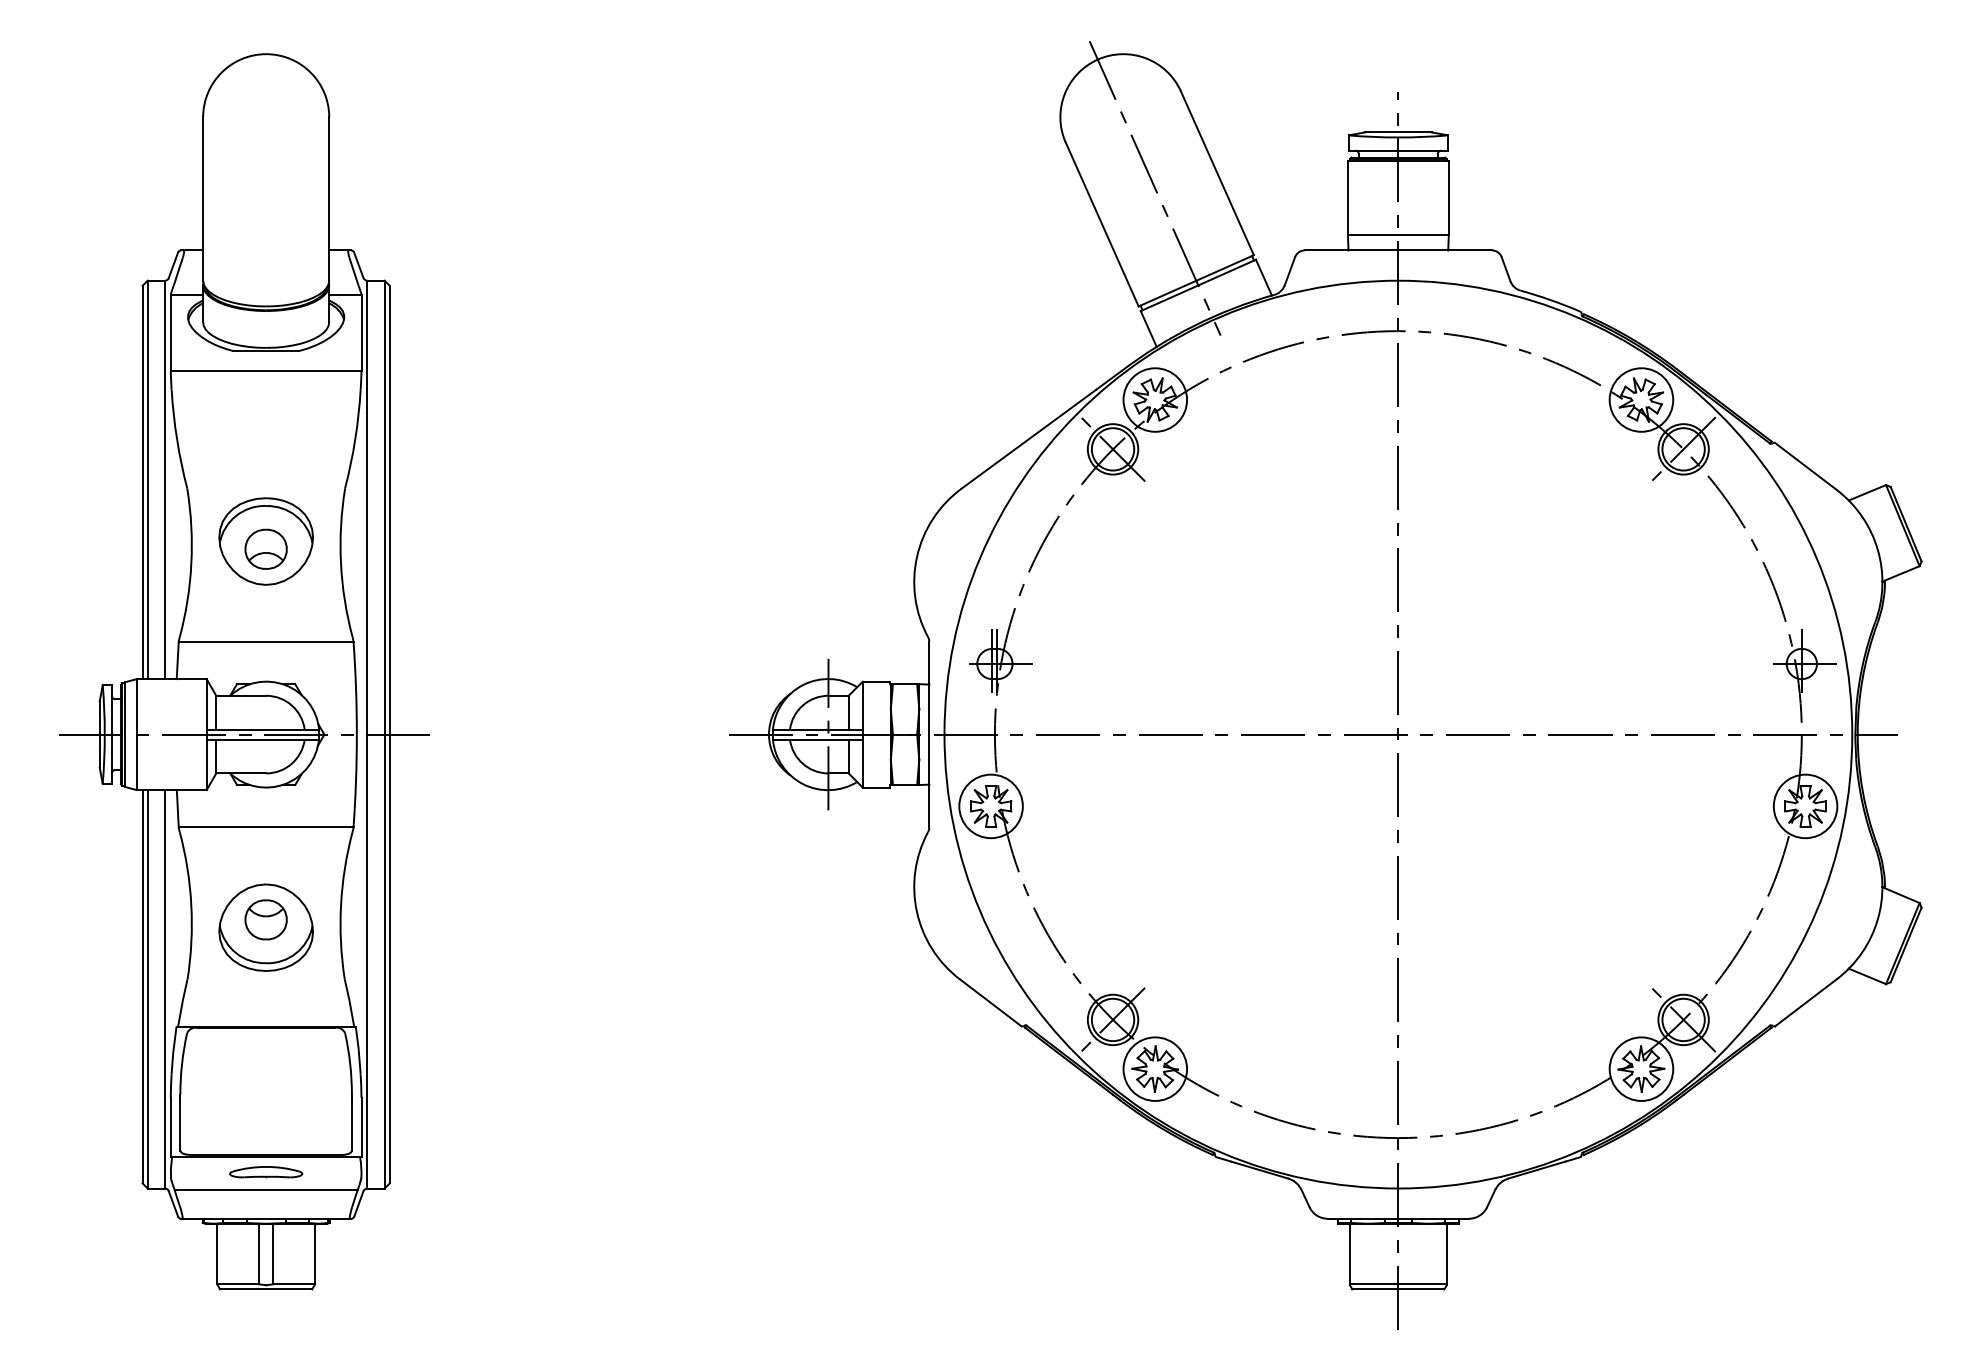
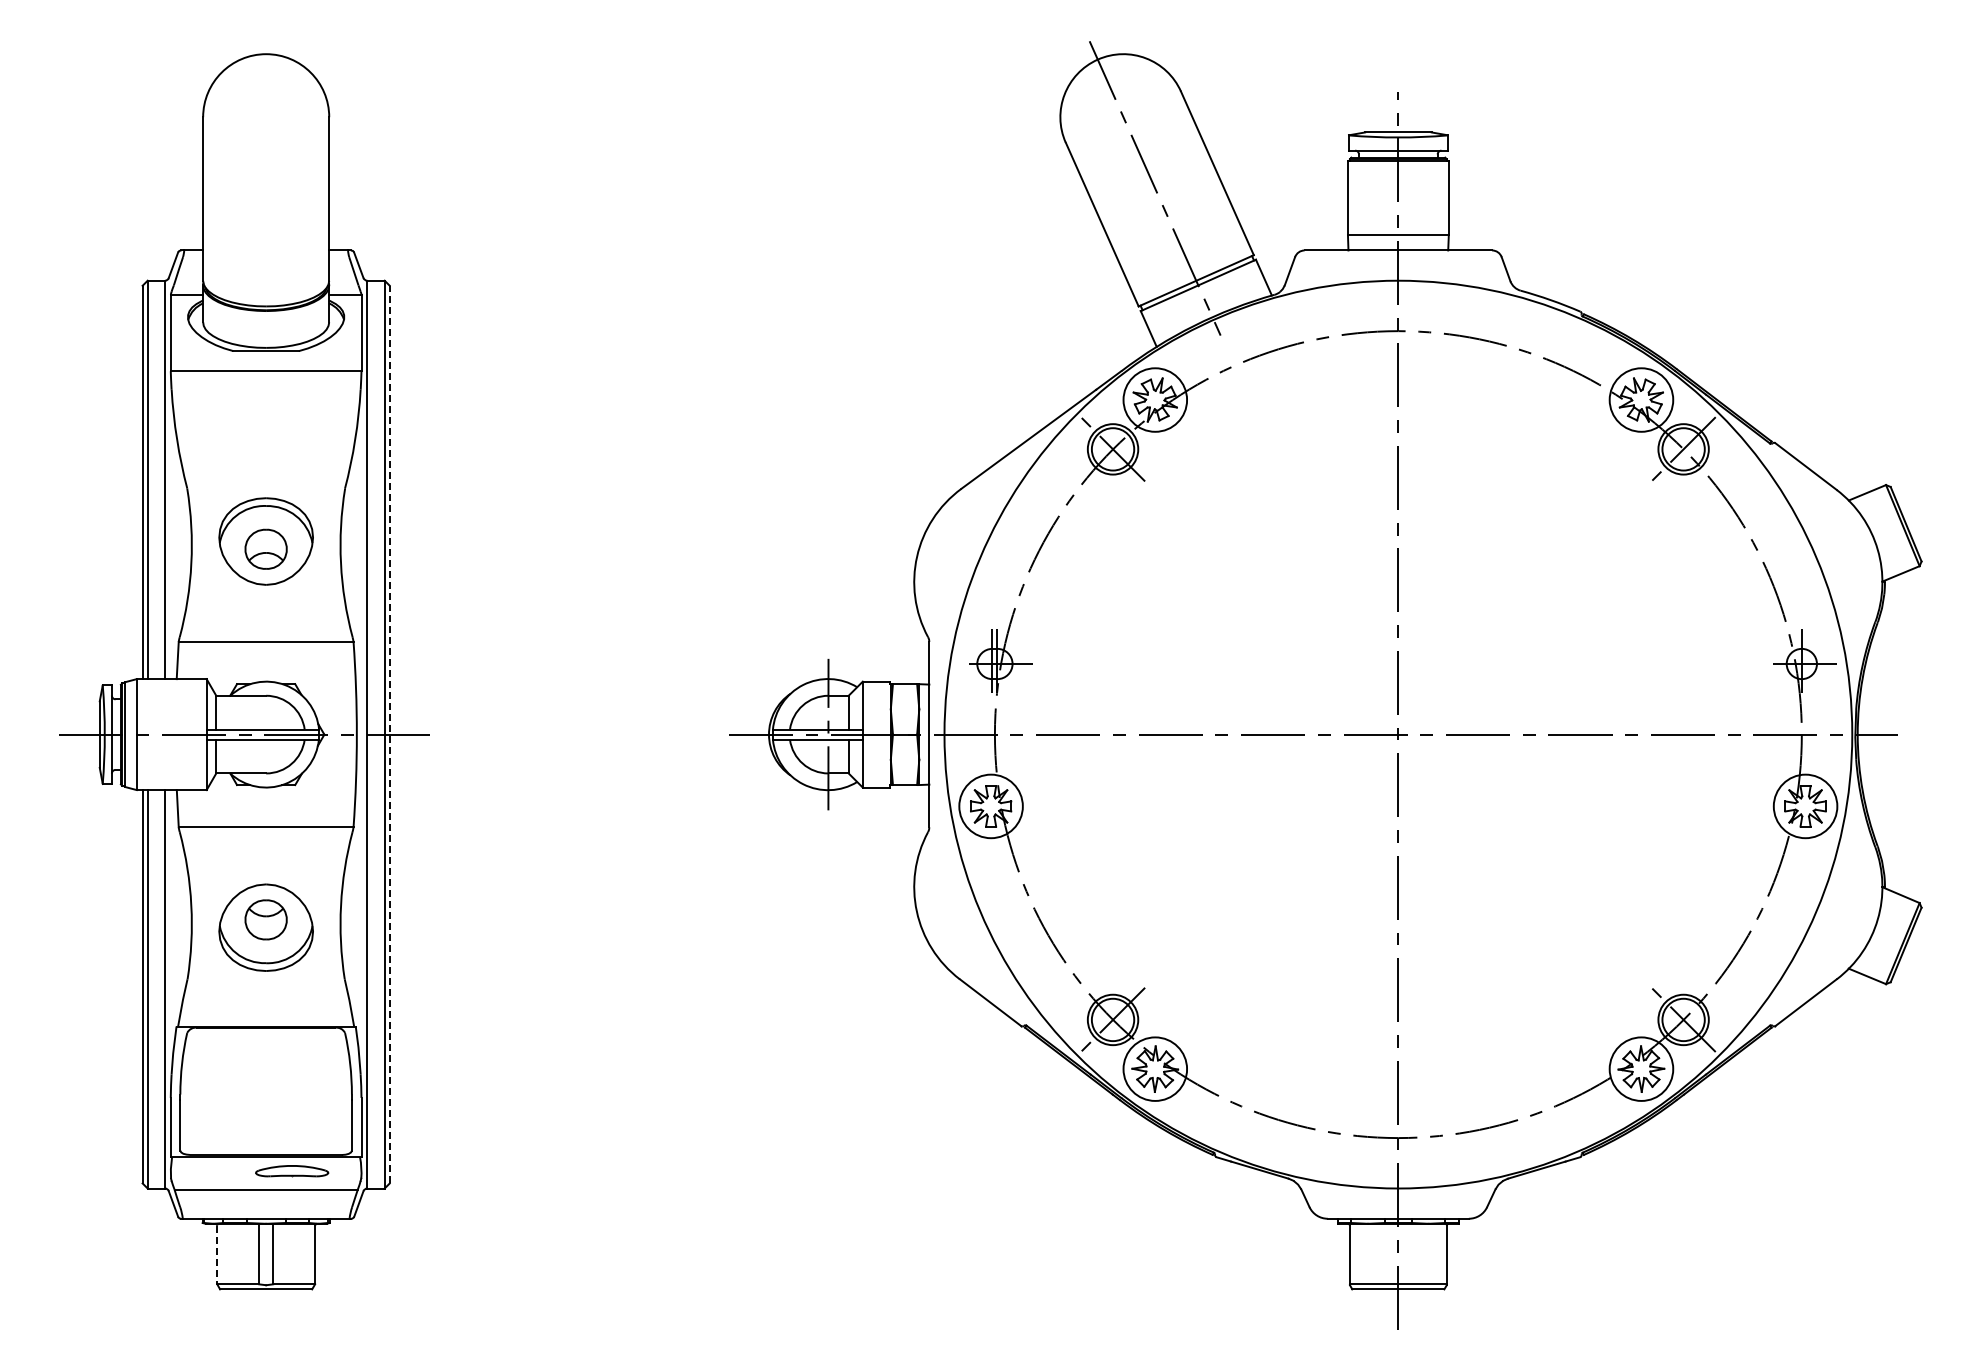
line: solid -> dashed (389, 734)
part position: (266, 1172) -> (292, 1171) (292, 1171)
line: solid -> dashed (217, 1255)
